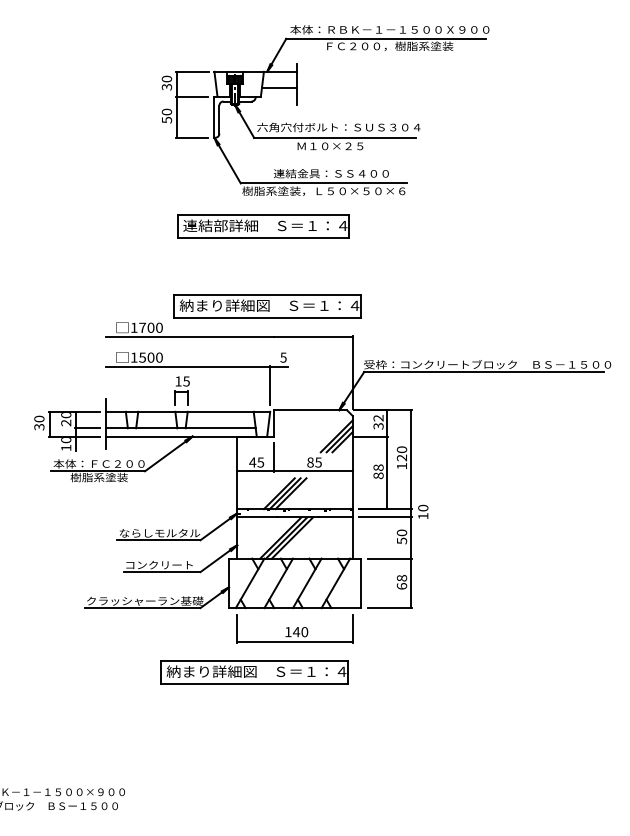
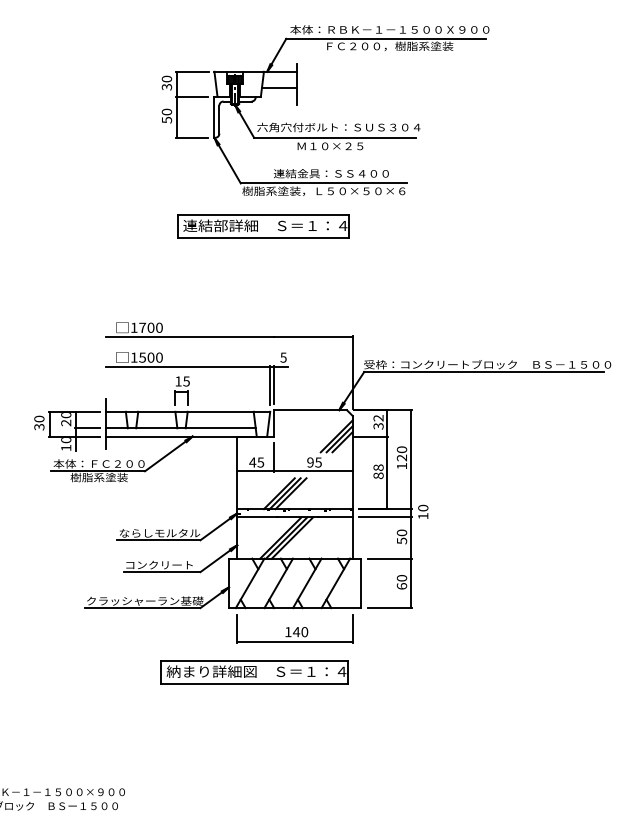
part: present -> none (267, 306)
line: none -> present (274, 384)
text: 85 -> 95 (310, 462)
text: 68 -> 60 (401, 578)
